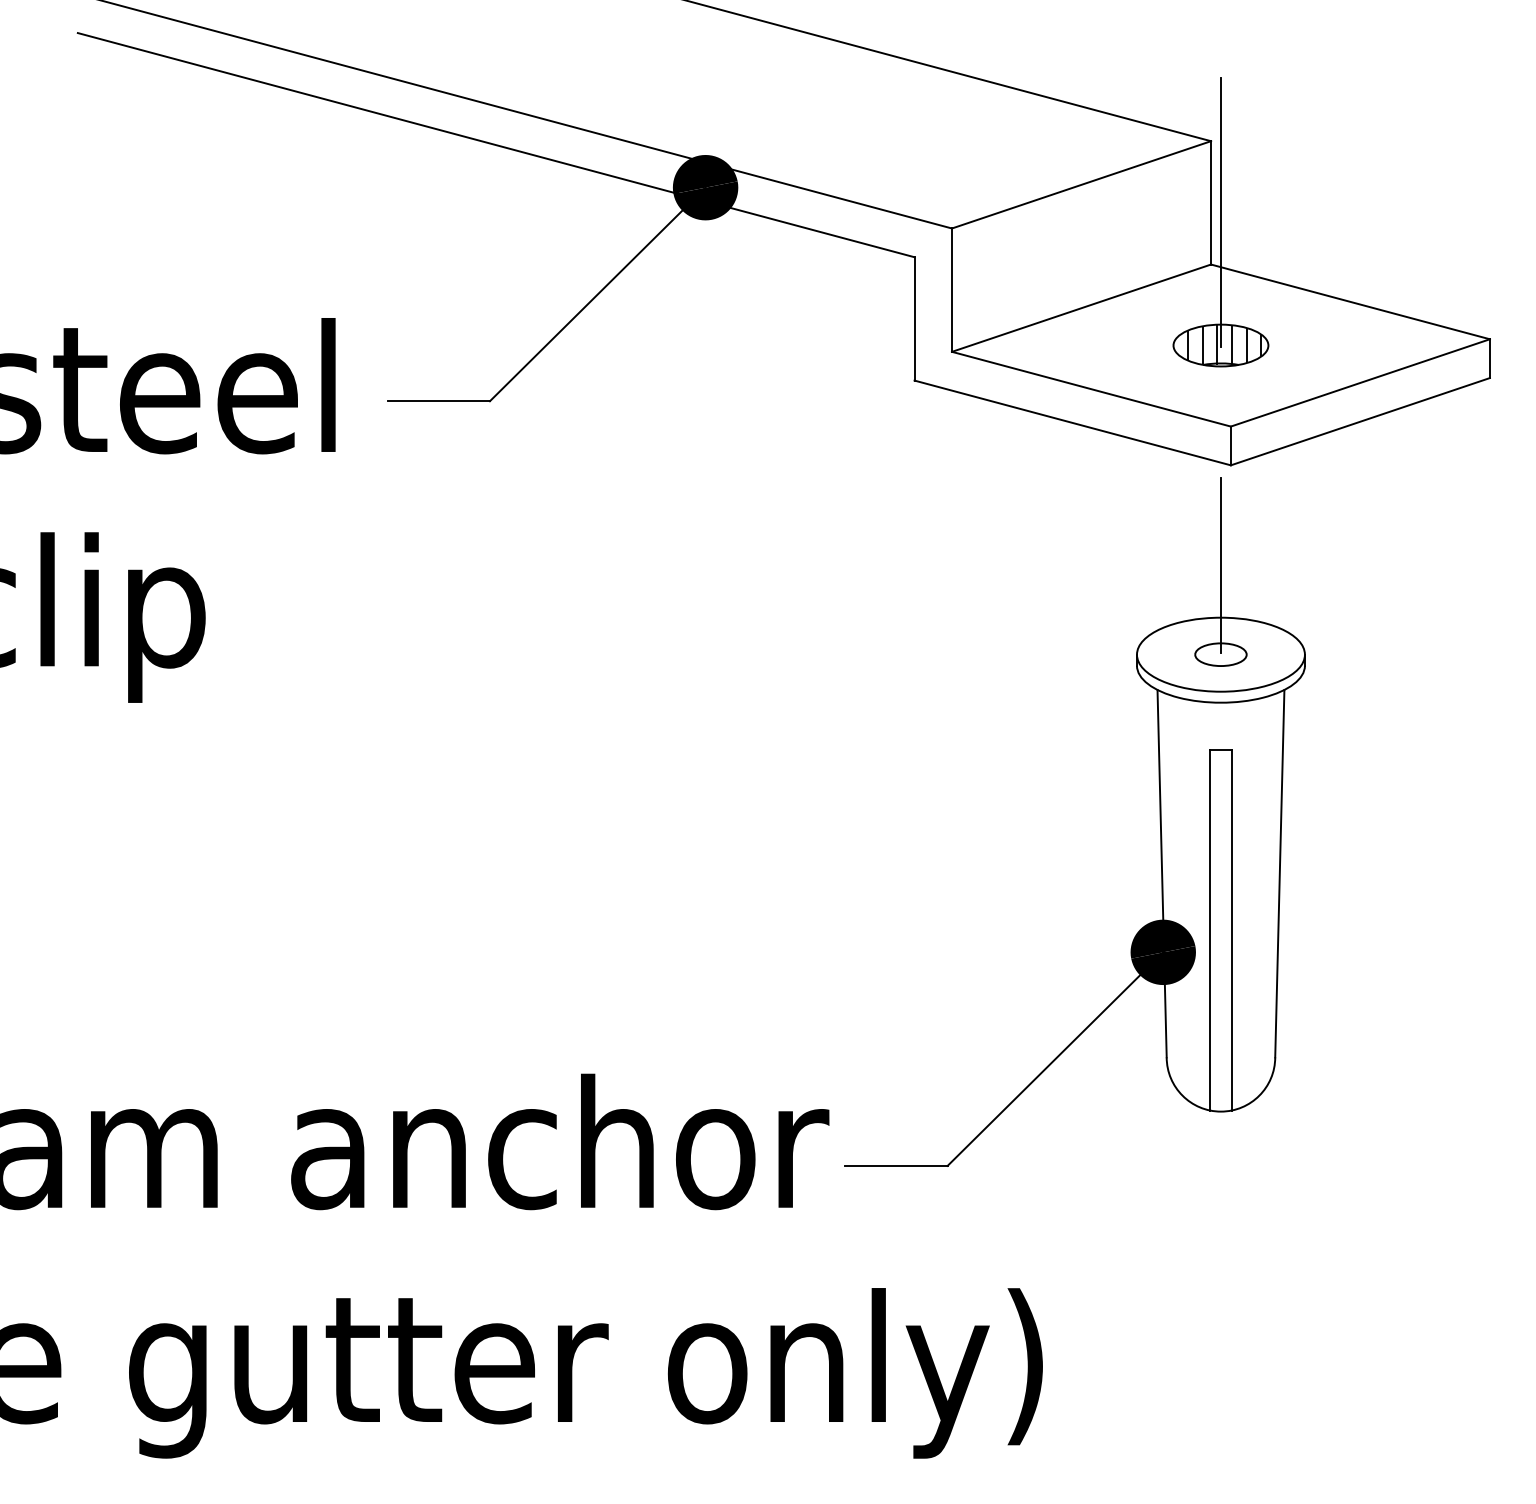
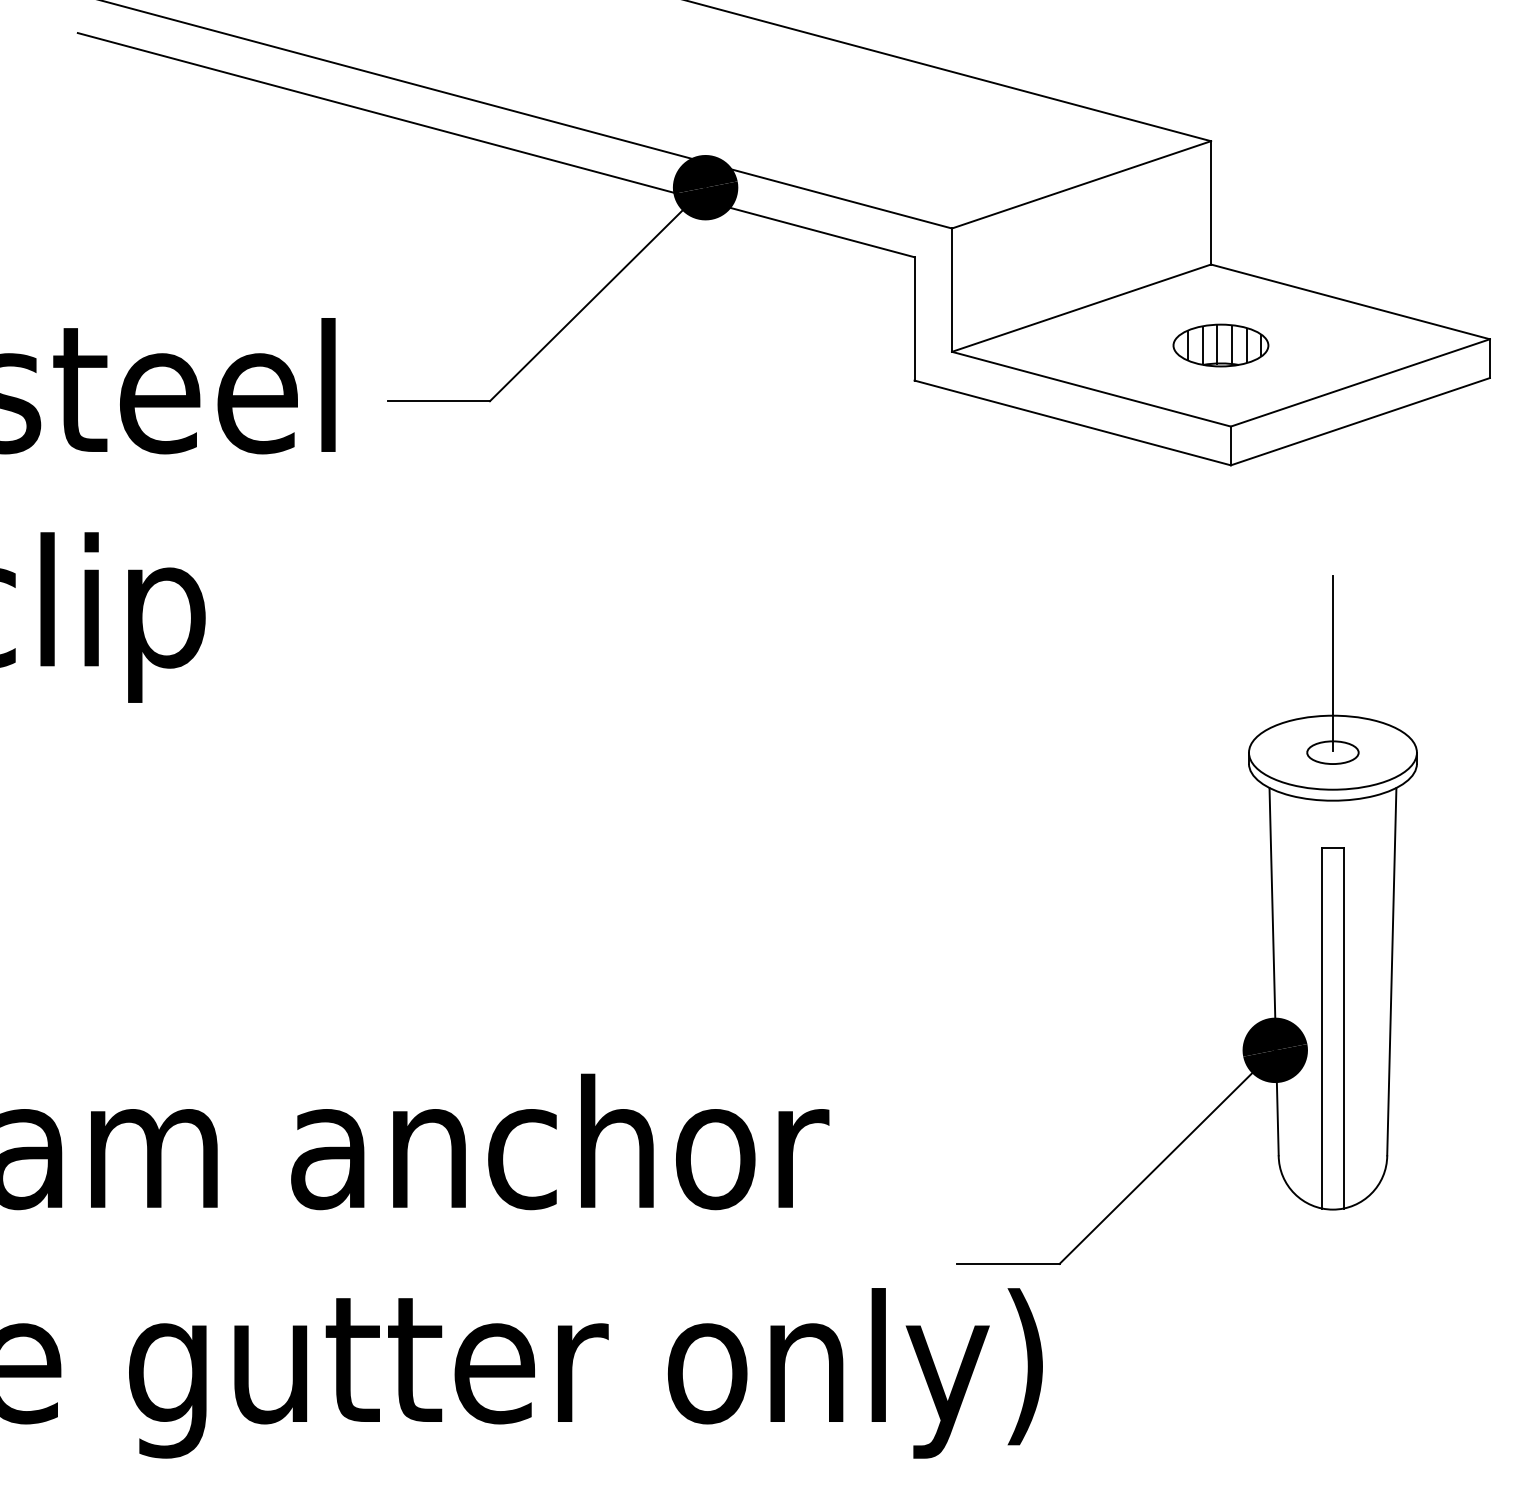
line: present -> none (1220, 212)
part position: (1159, 821) -> (1271, 919) (1271, 919)
